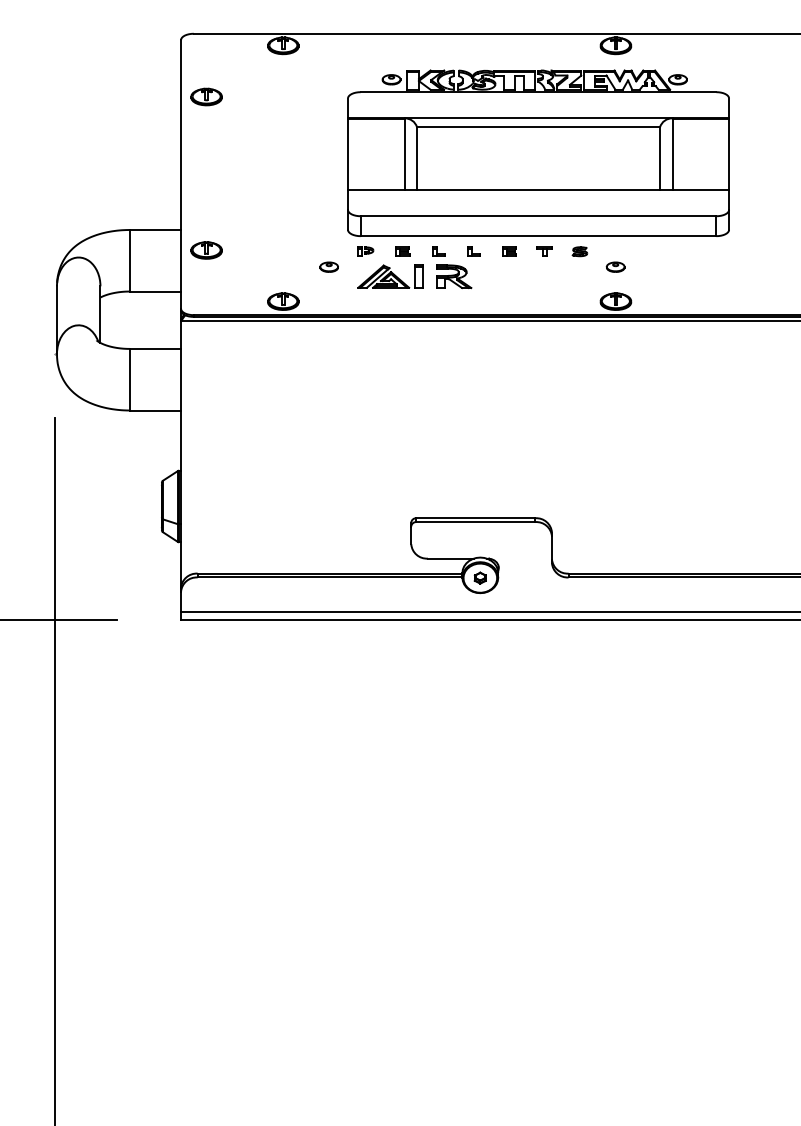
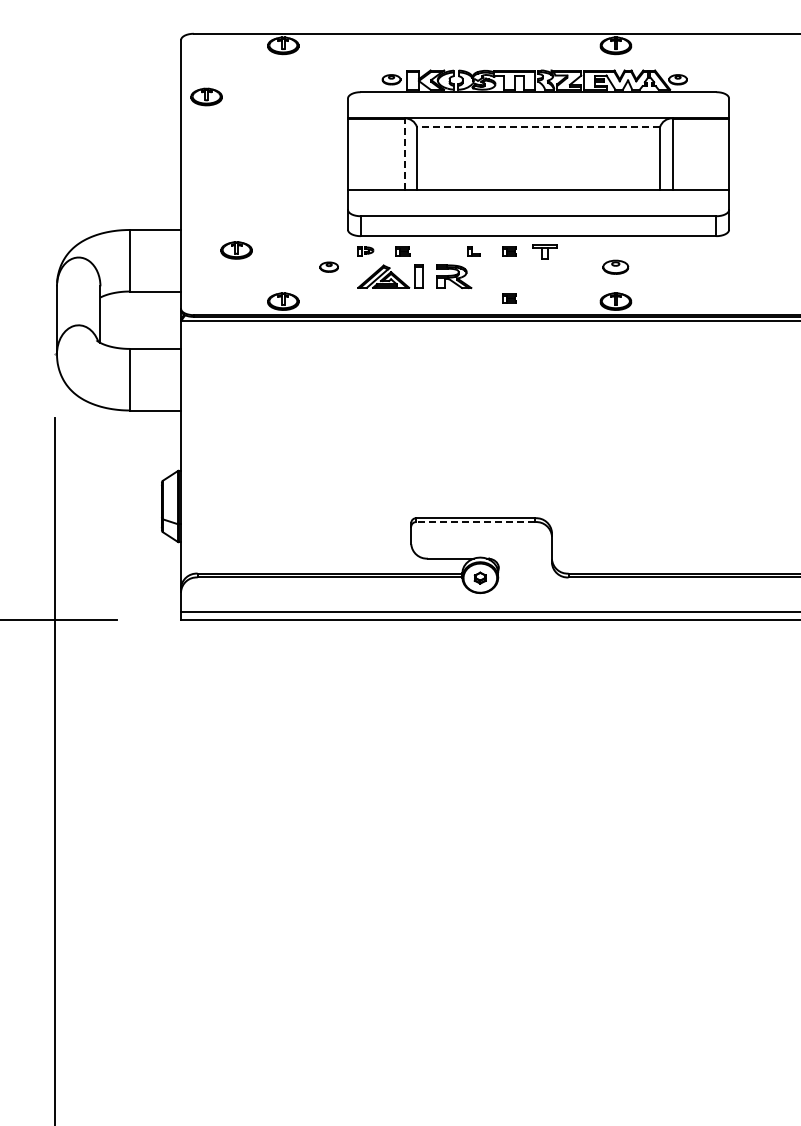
line: solid -> dashed (538, 127)
line: solid -> dashed (404, 154)
part position: (206, 250) -> (236, 250) (236, 250)
part: present -> none (438, 251)
part size: 17x11 px -> 26x16 px (544, 251)
part: present -> none (579, 251)
part size: 21x12 px -> 28x16 px (615, 266)
part: none -> present (509, 298)
line: solid -> dashed (475, 522)
